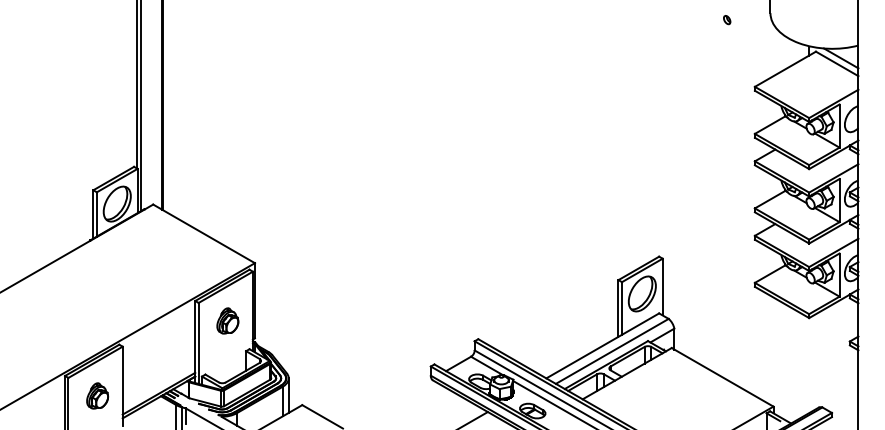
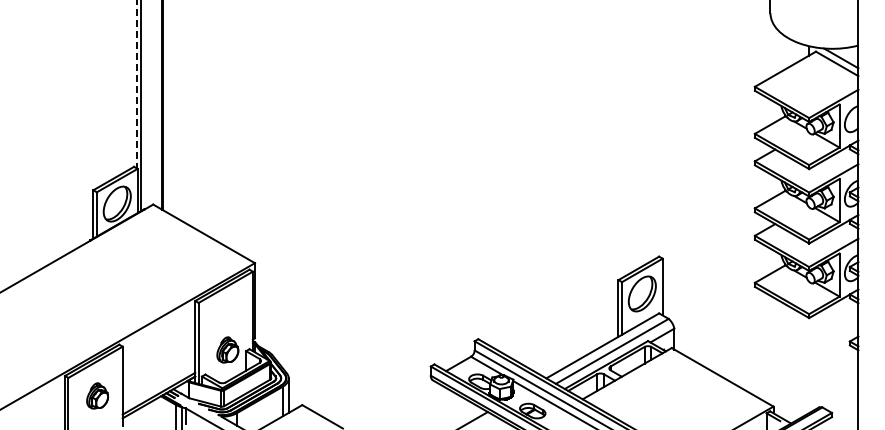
part: present -> none (727, 20)
line: solid -> dashed (136, 84)
part position: (227, 320) -> (227, 349) (227, 349)
